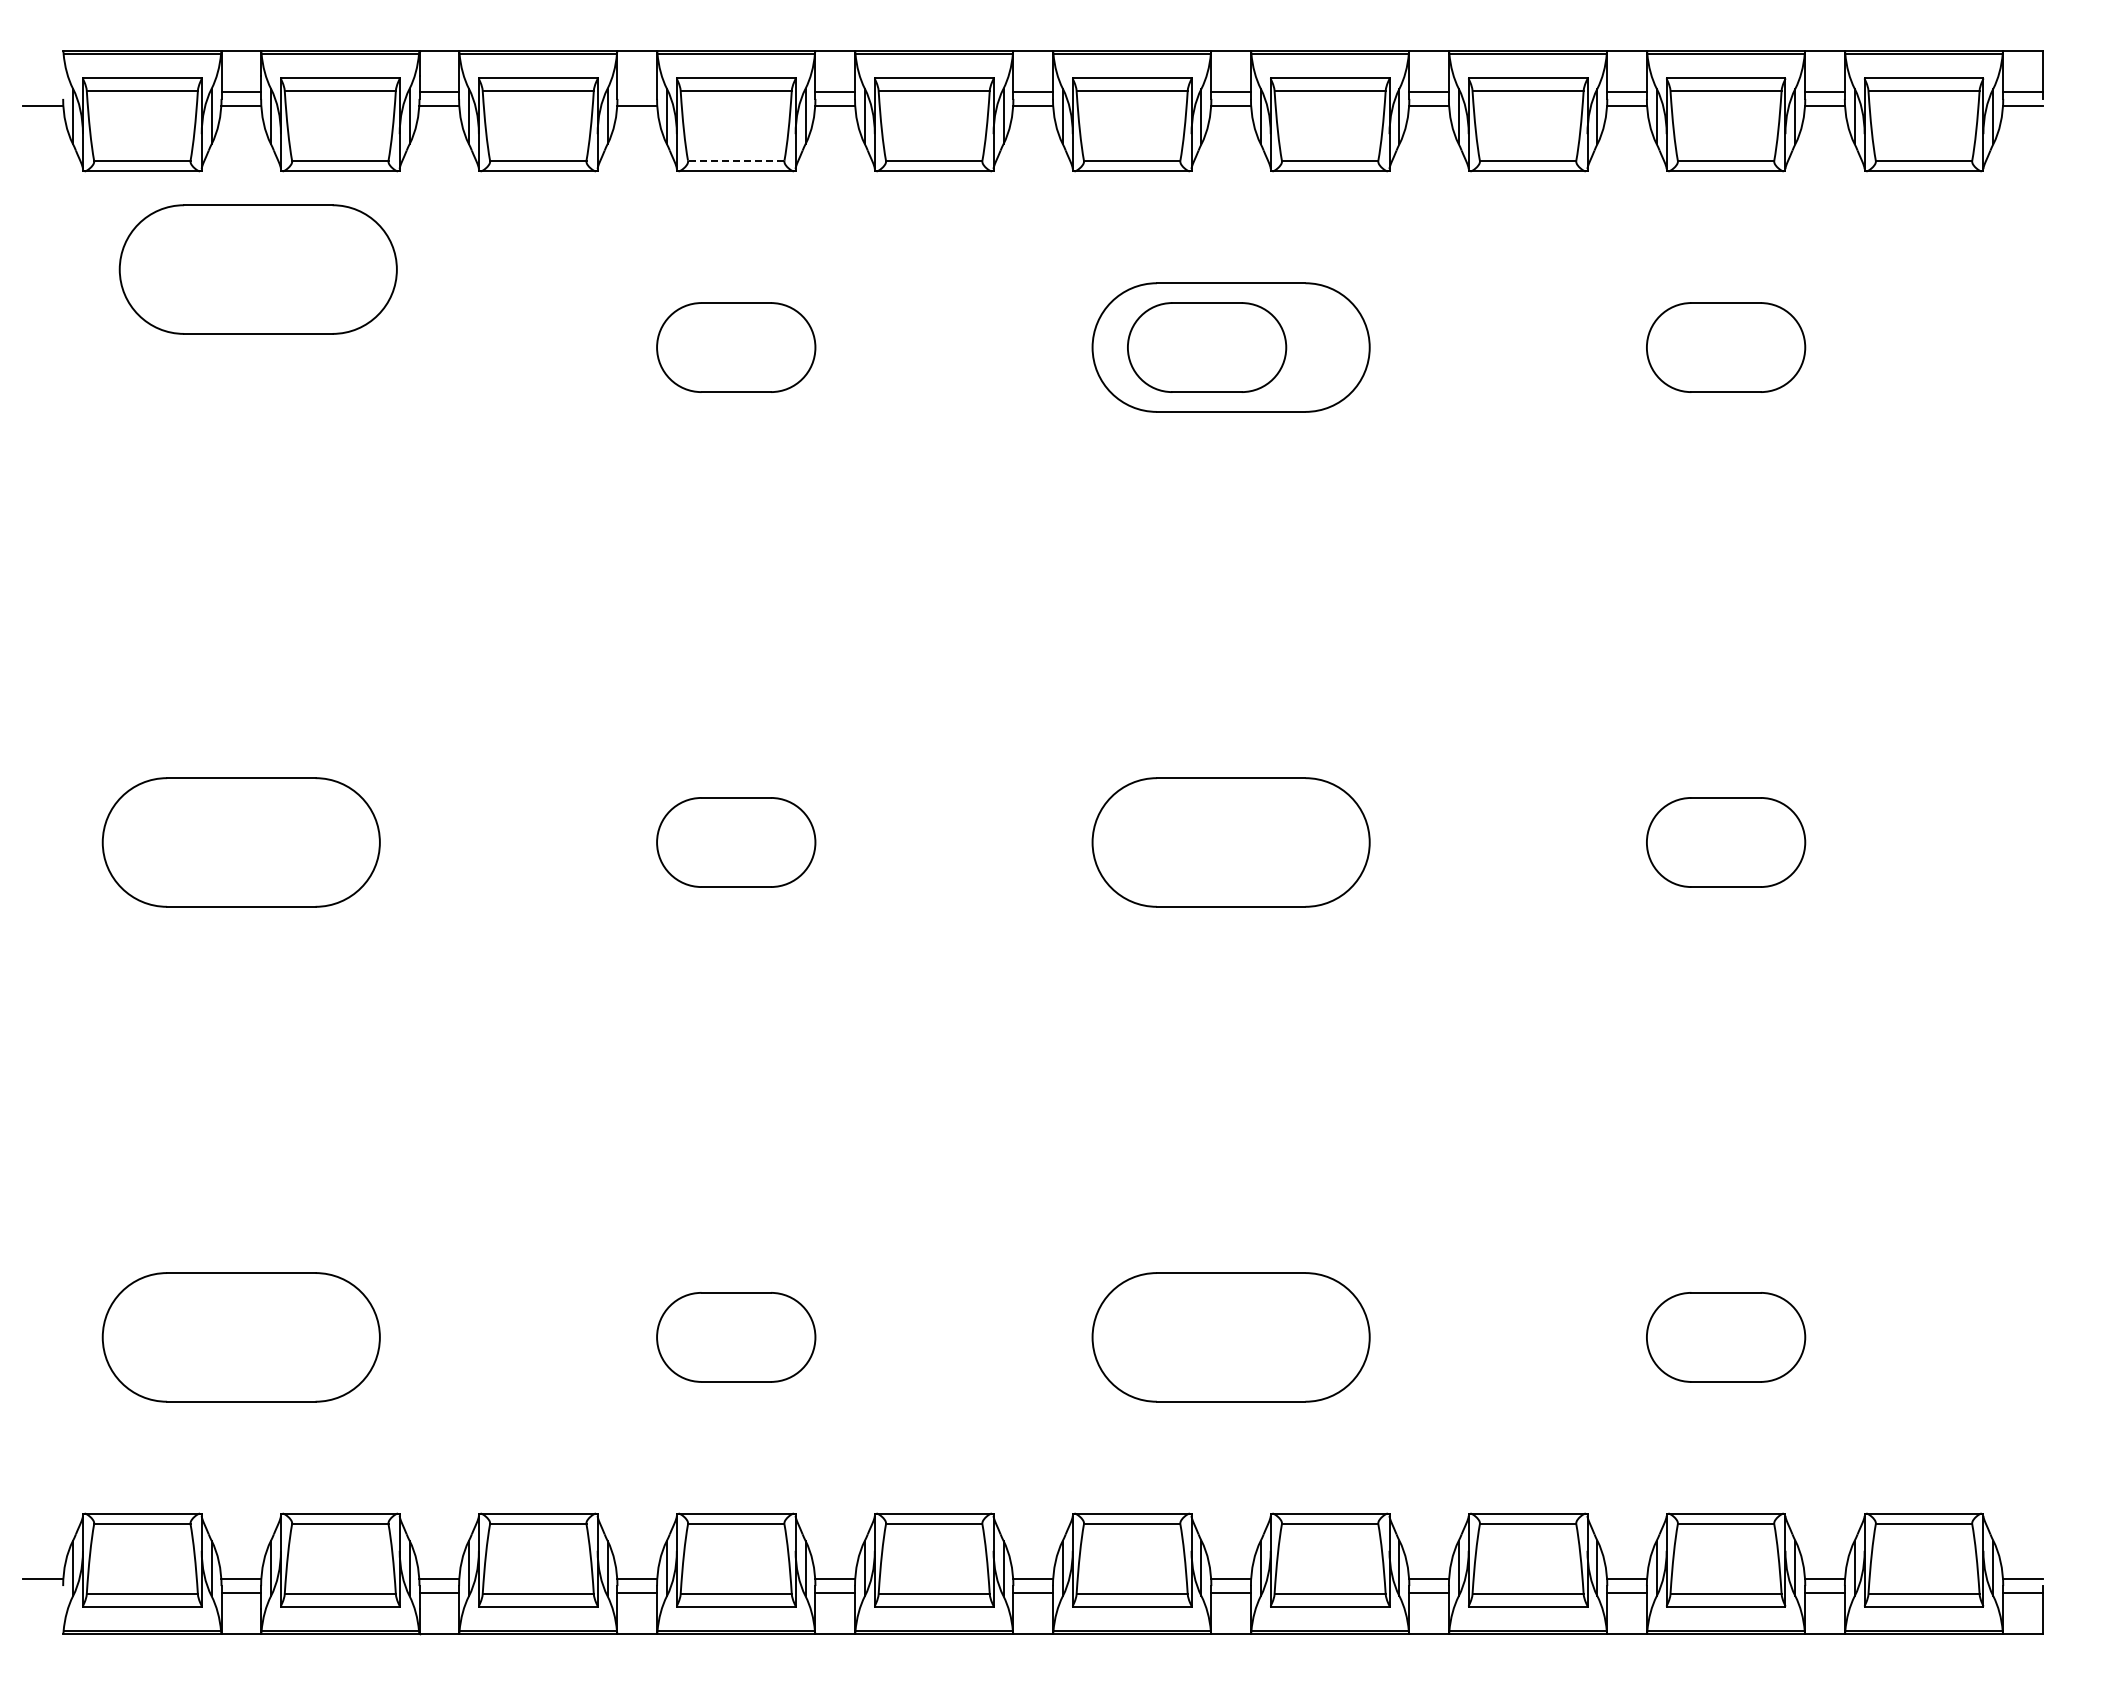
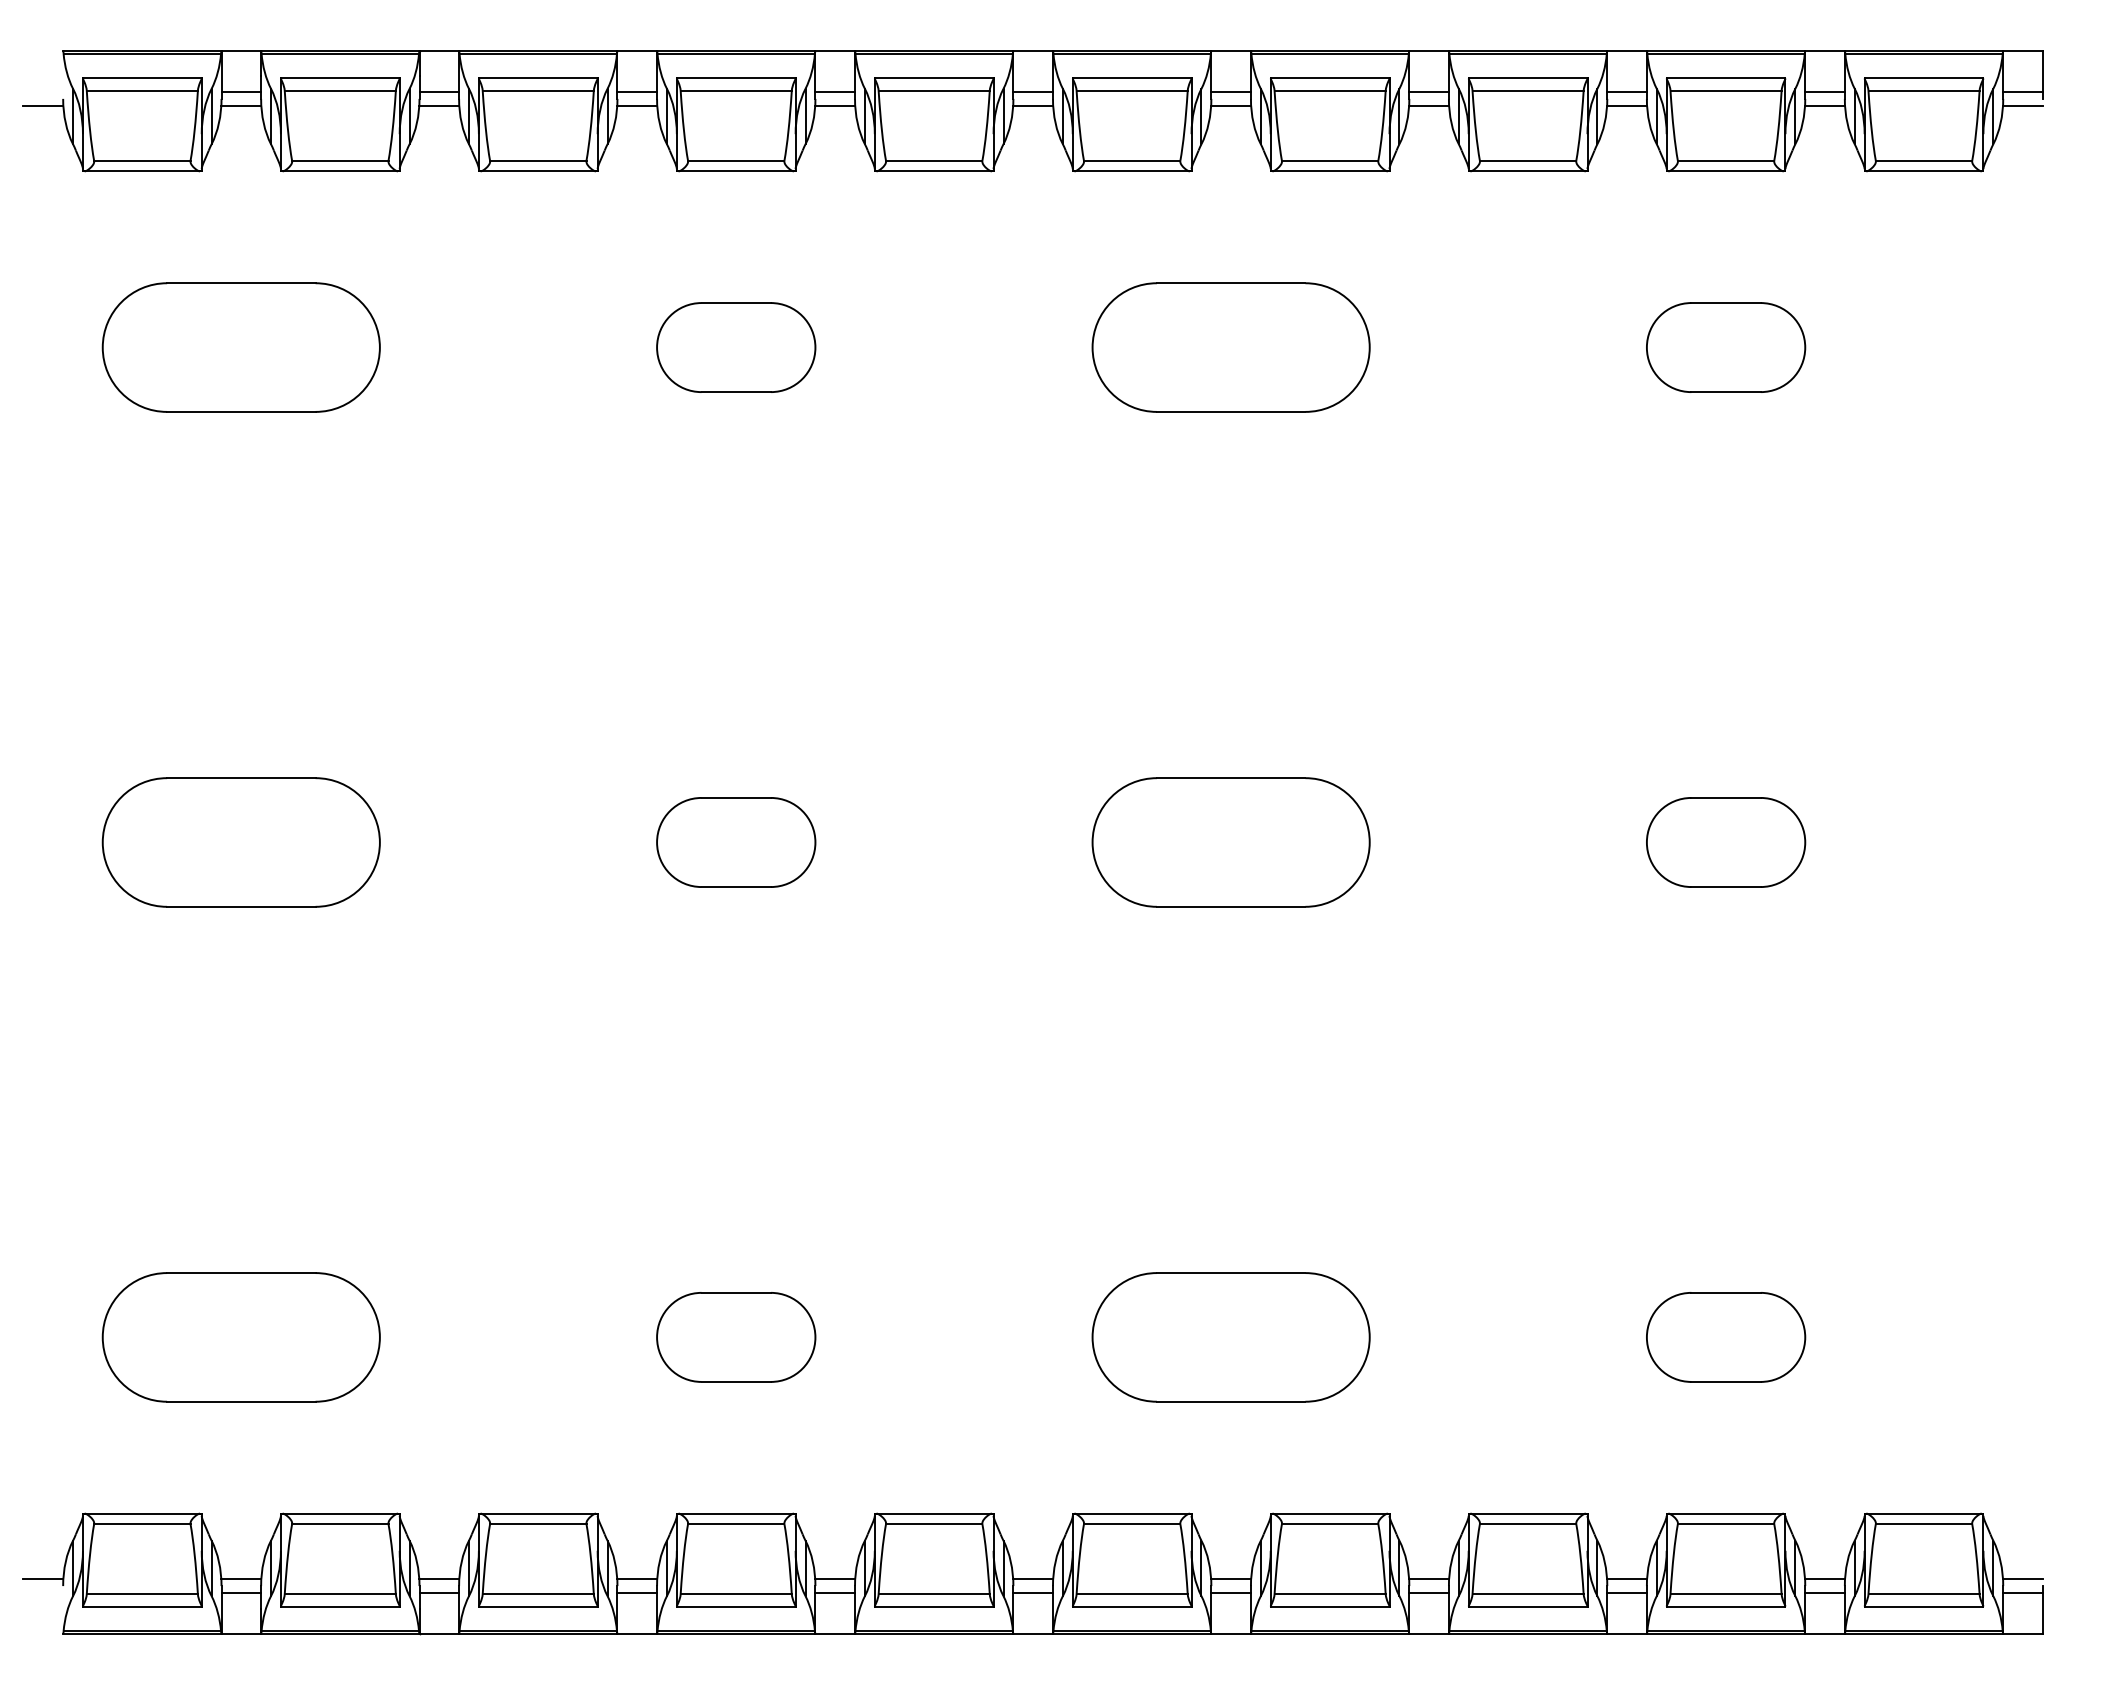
line: none -> present (637, 92)
line: dashed -> solid (735, 160)
part position: (257, 269) -> (240, 347) (240, 347)
part: present -> none (1207, 347)
